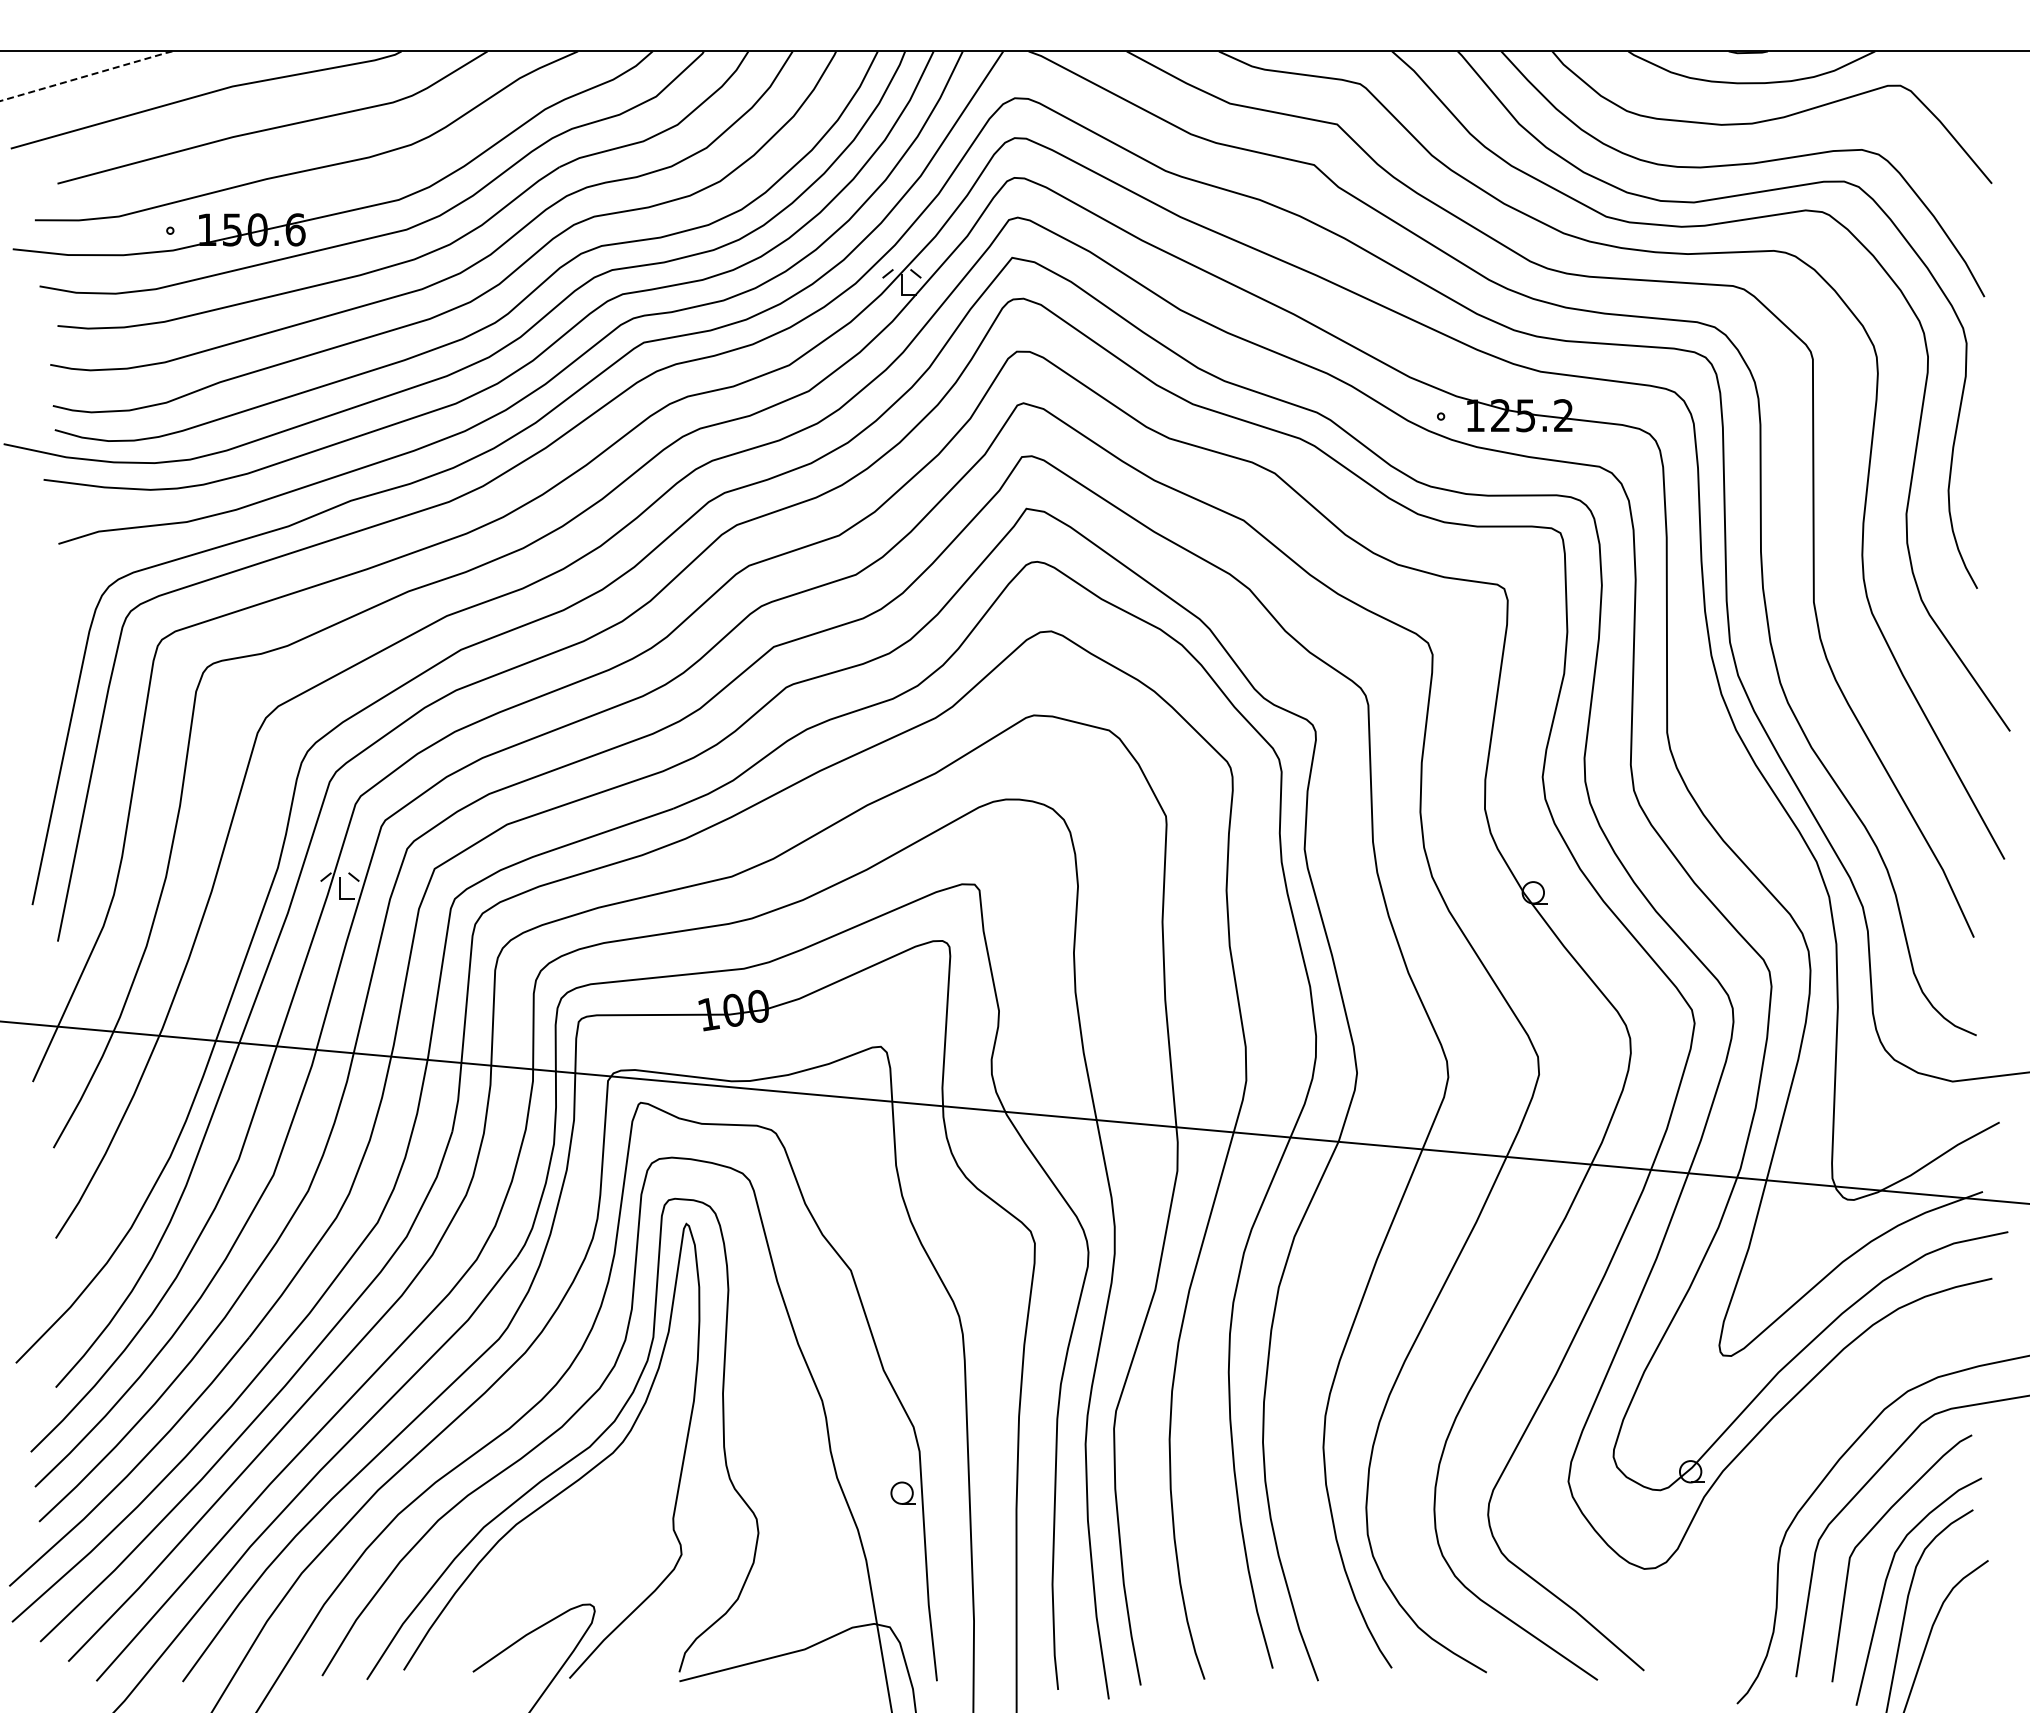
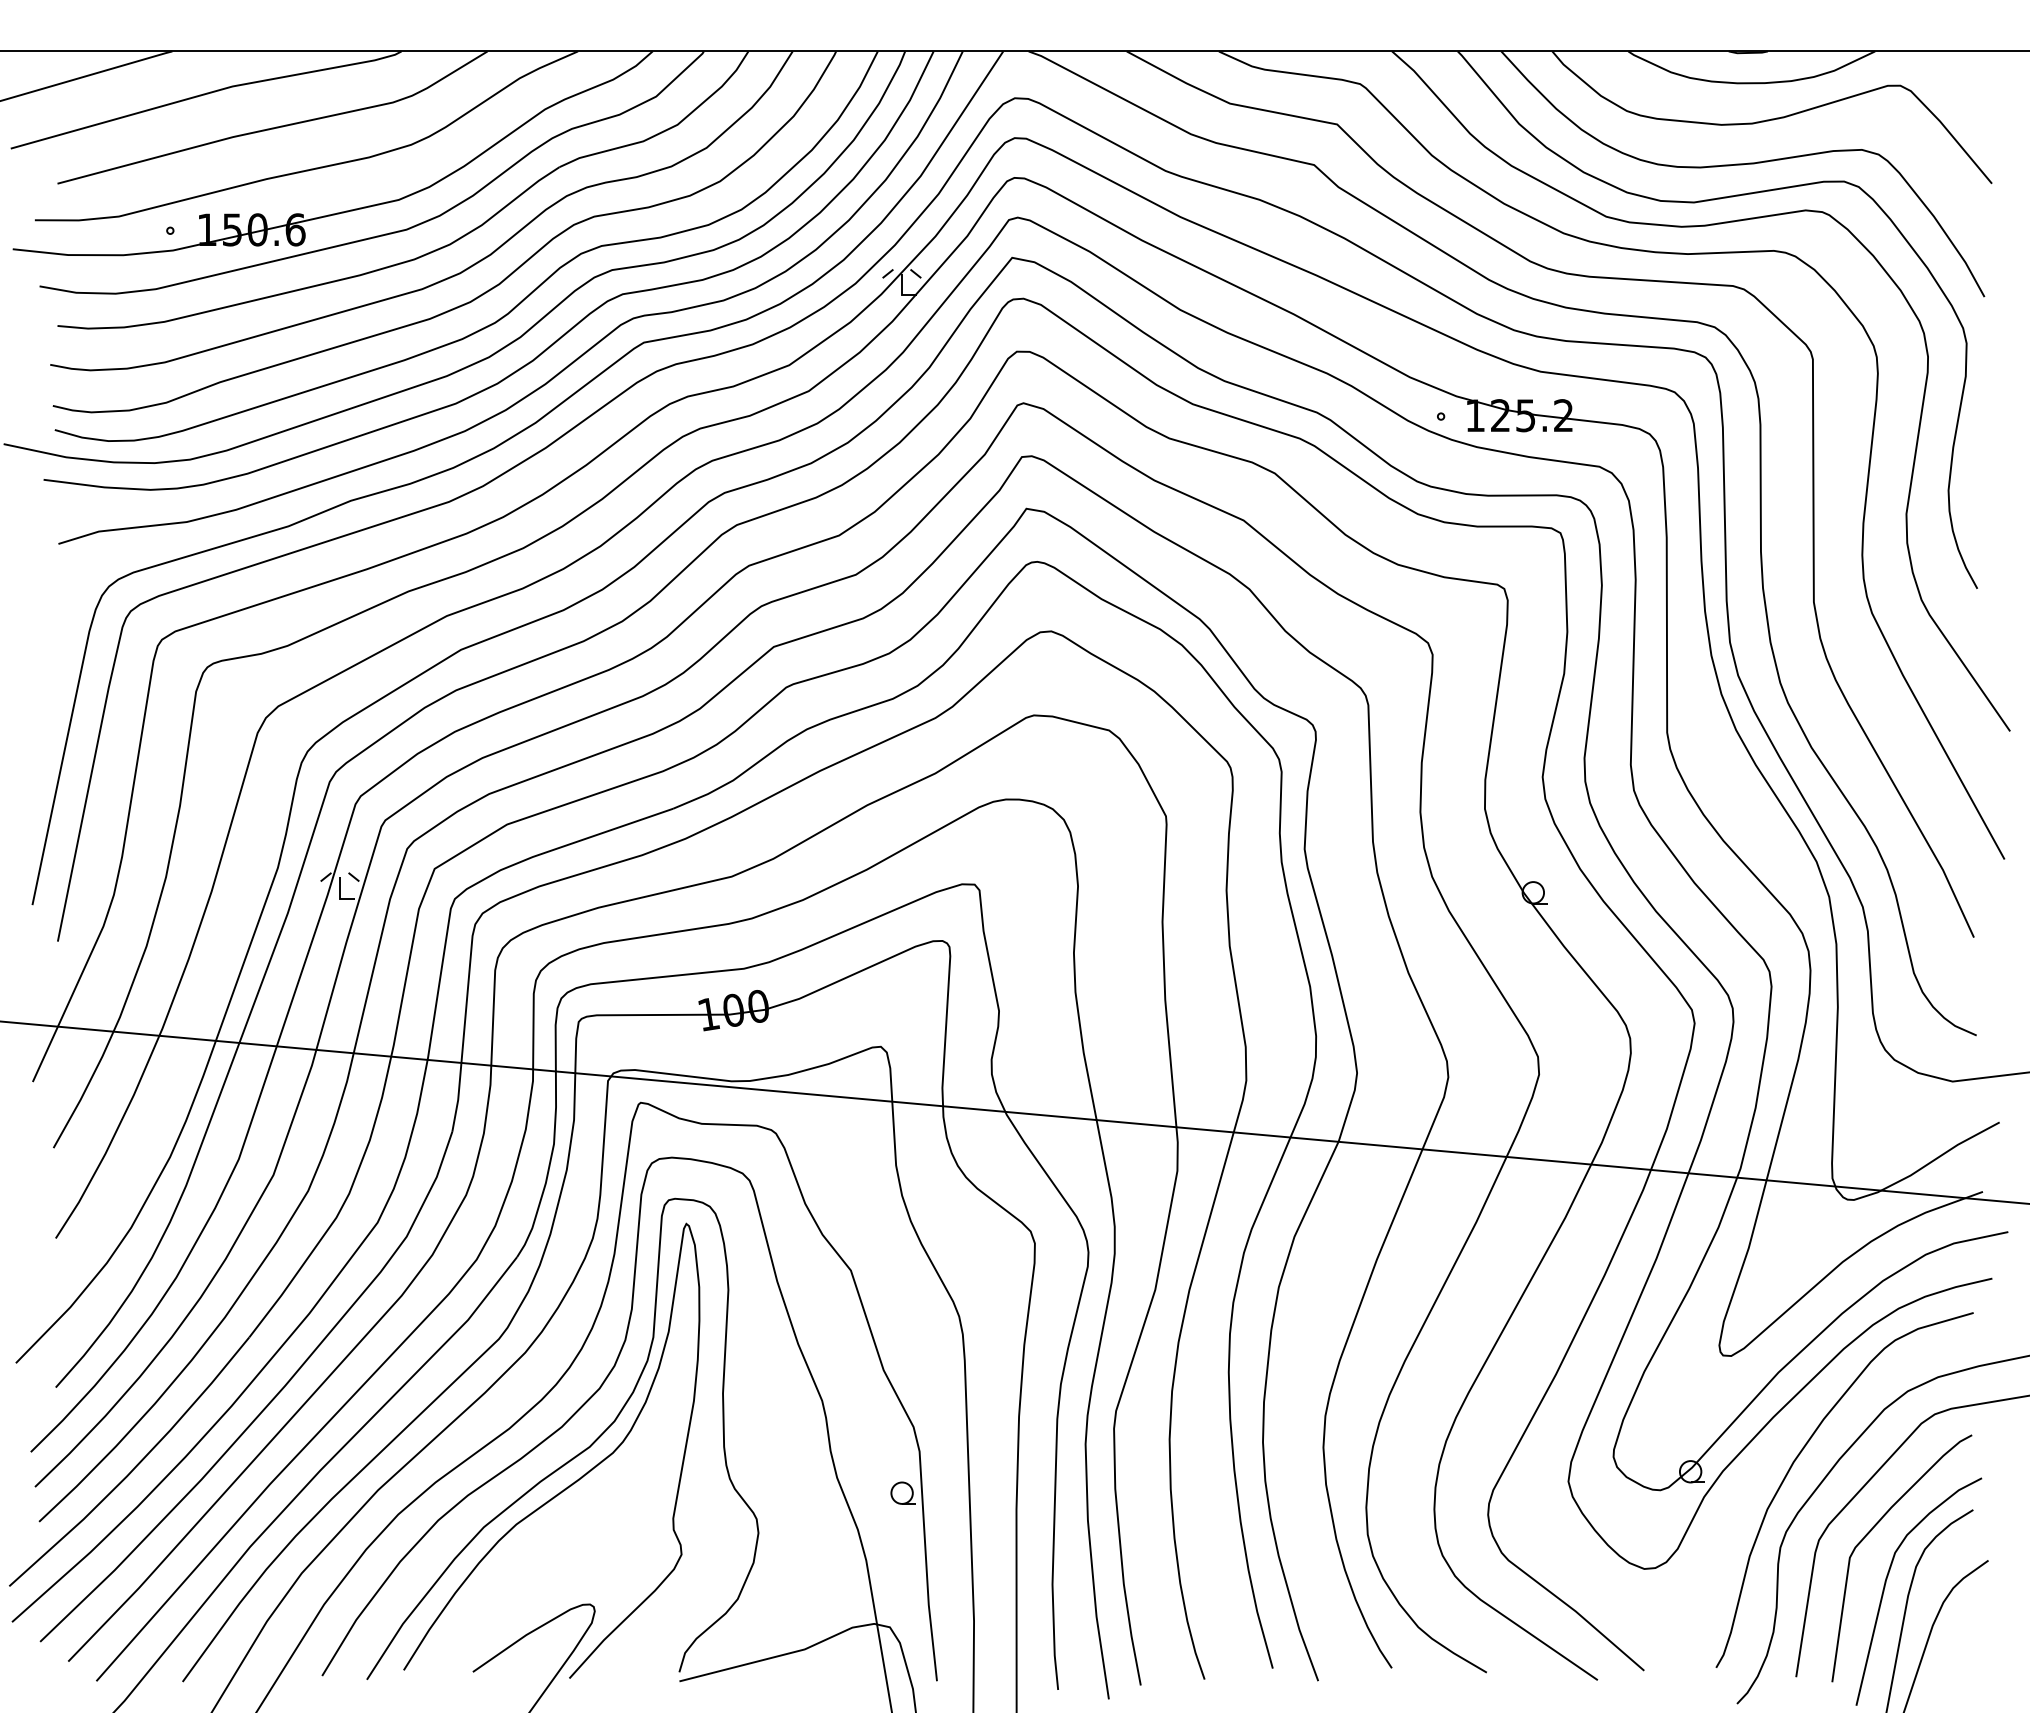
line: dashed -> solid (86, 76)
curve: none -> present (1798, 1457)
